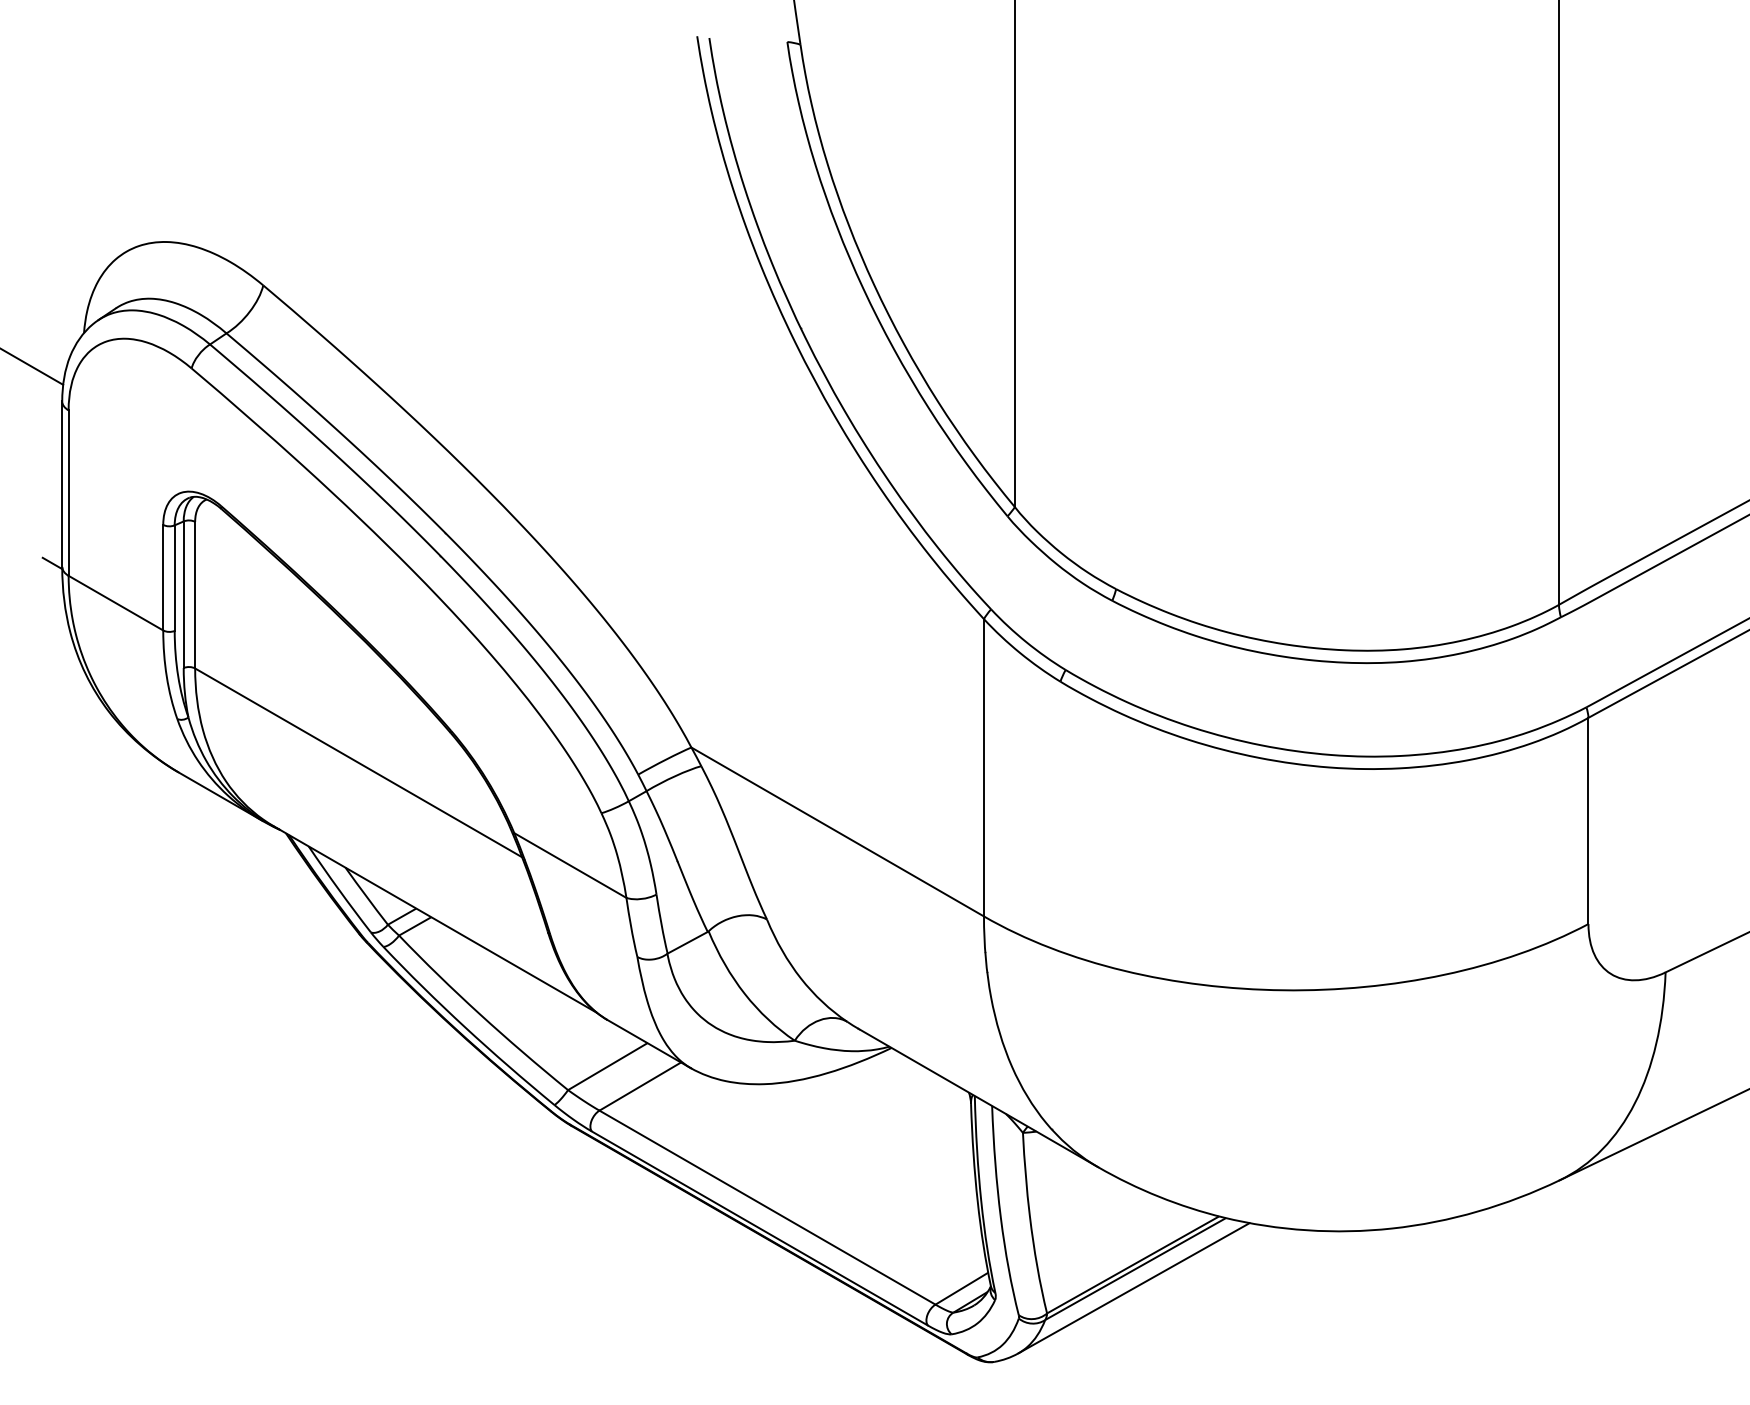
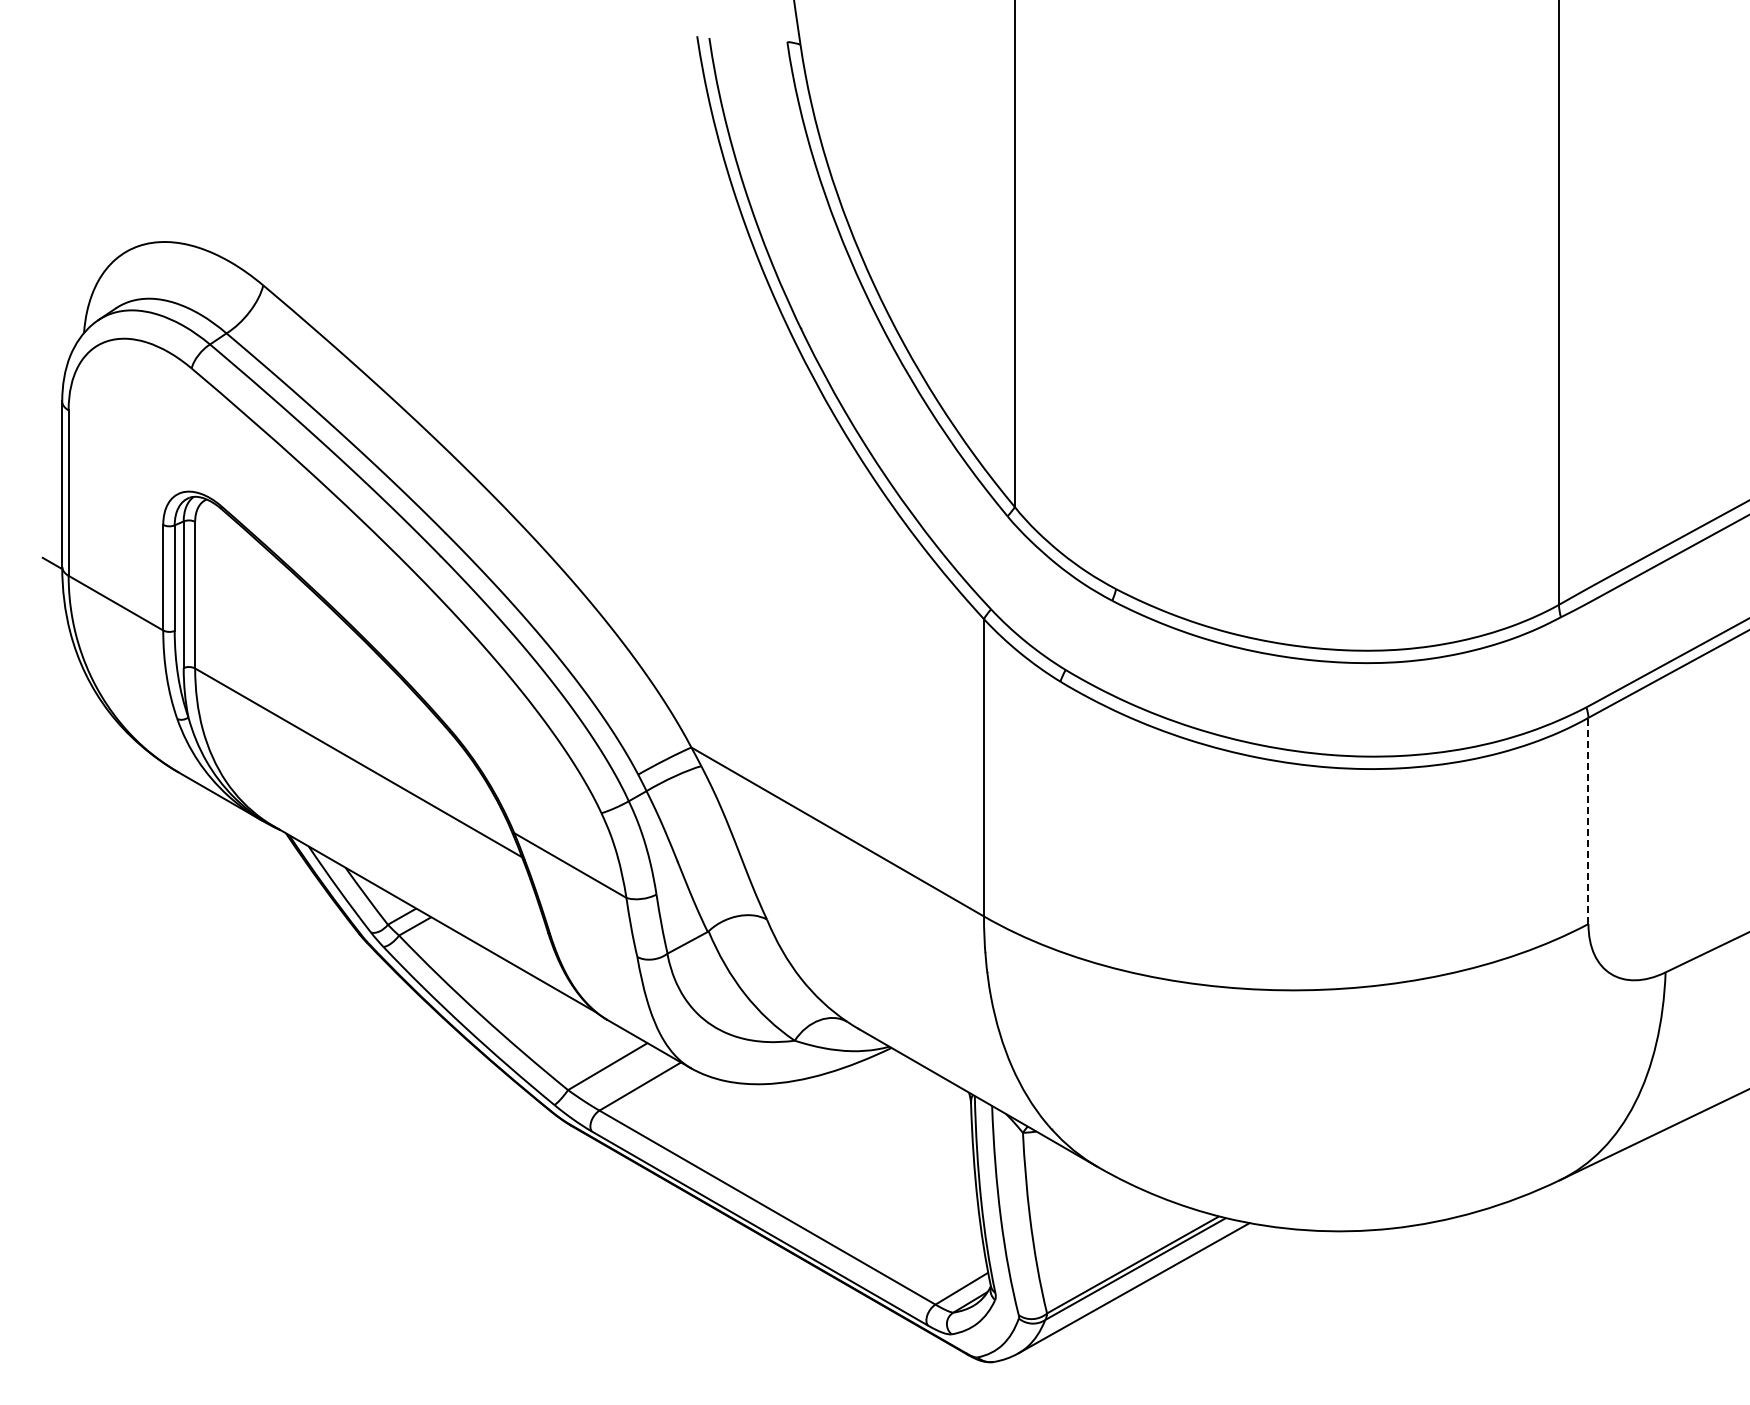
line: present -> none (32, 366)
line: solid -> dashed (1588, 820)
